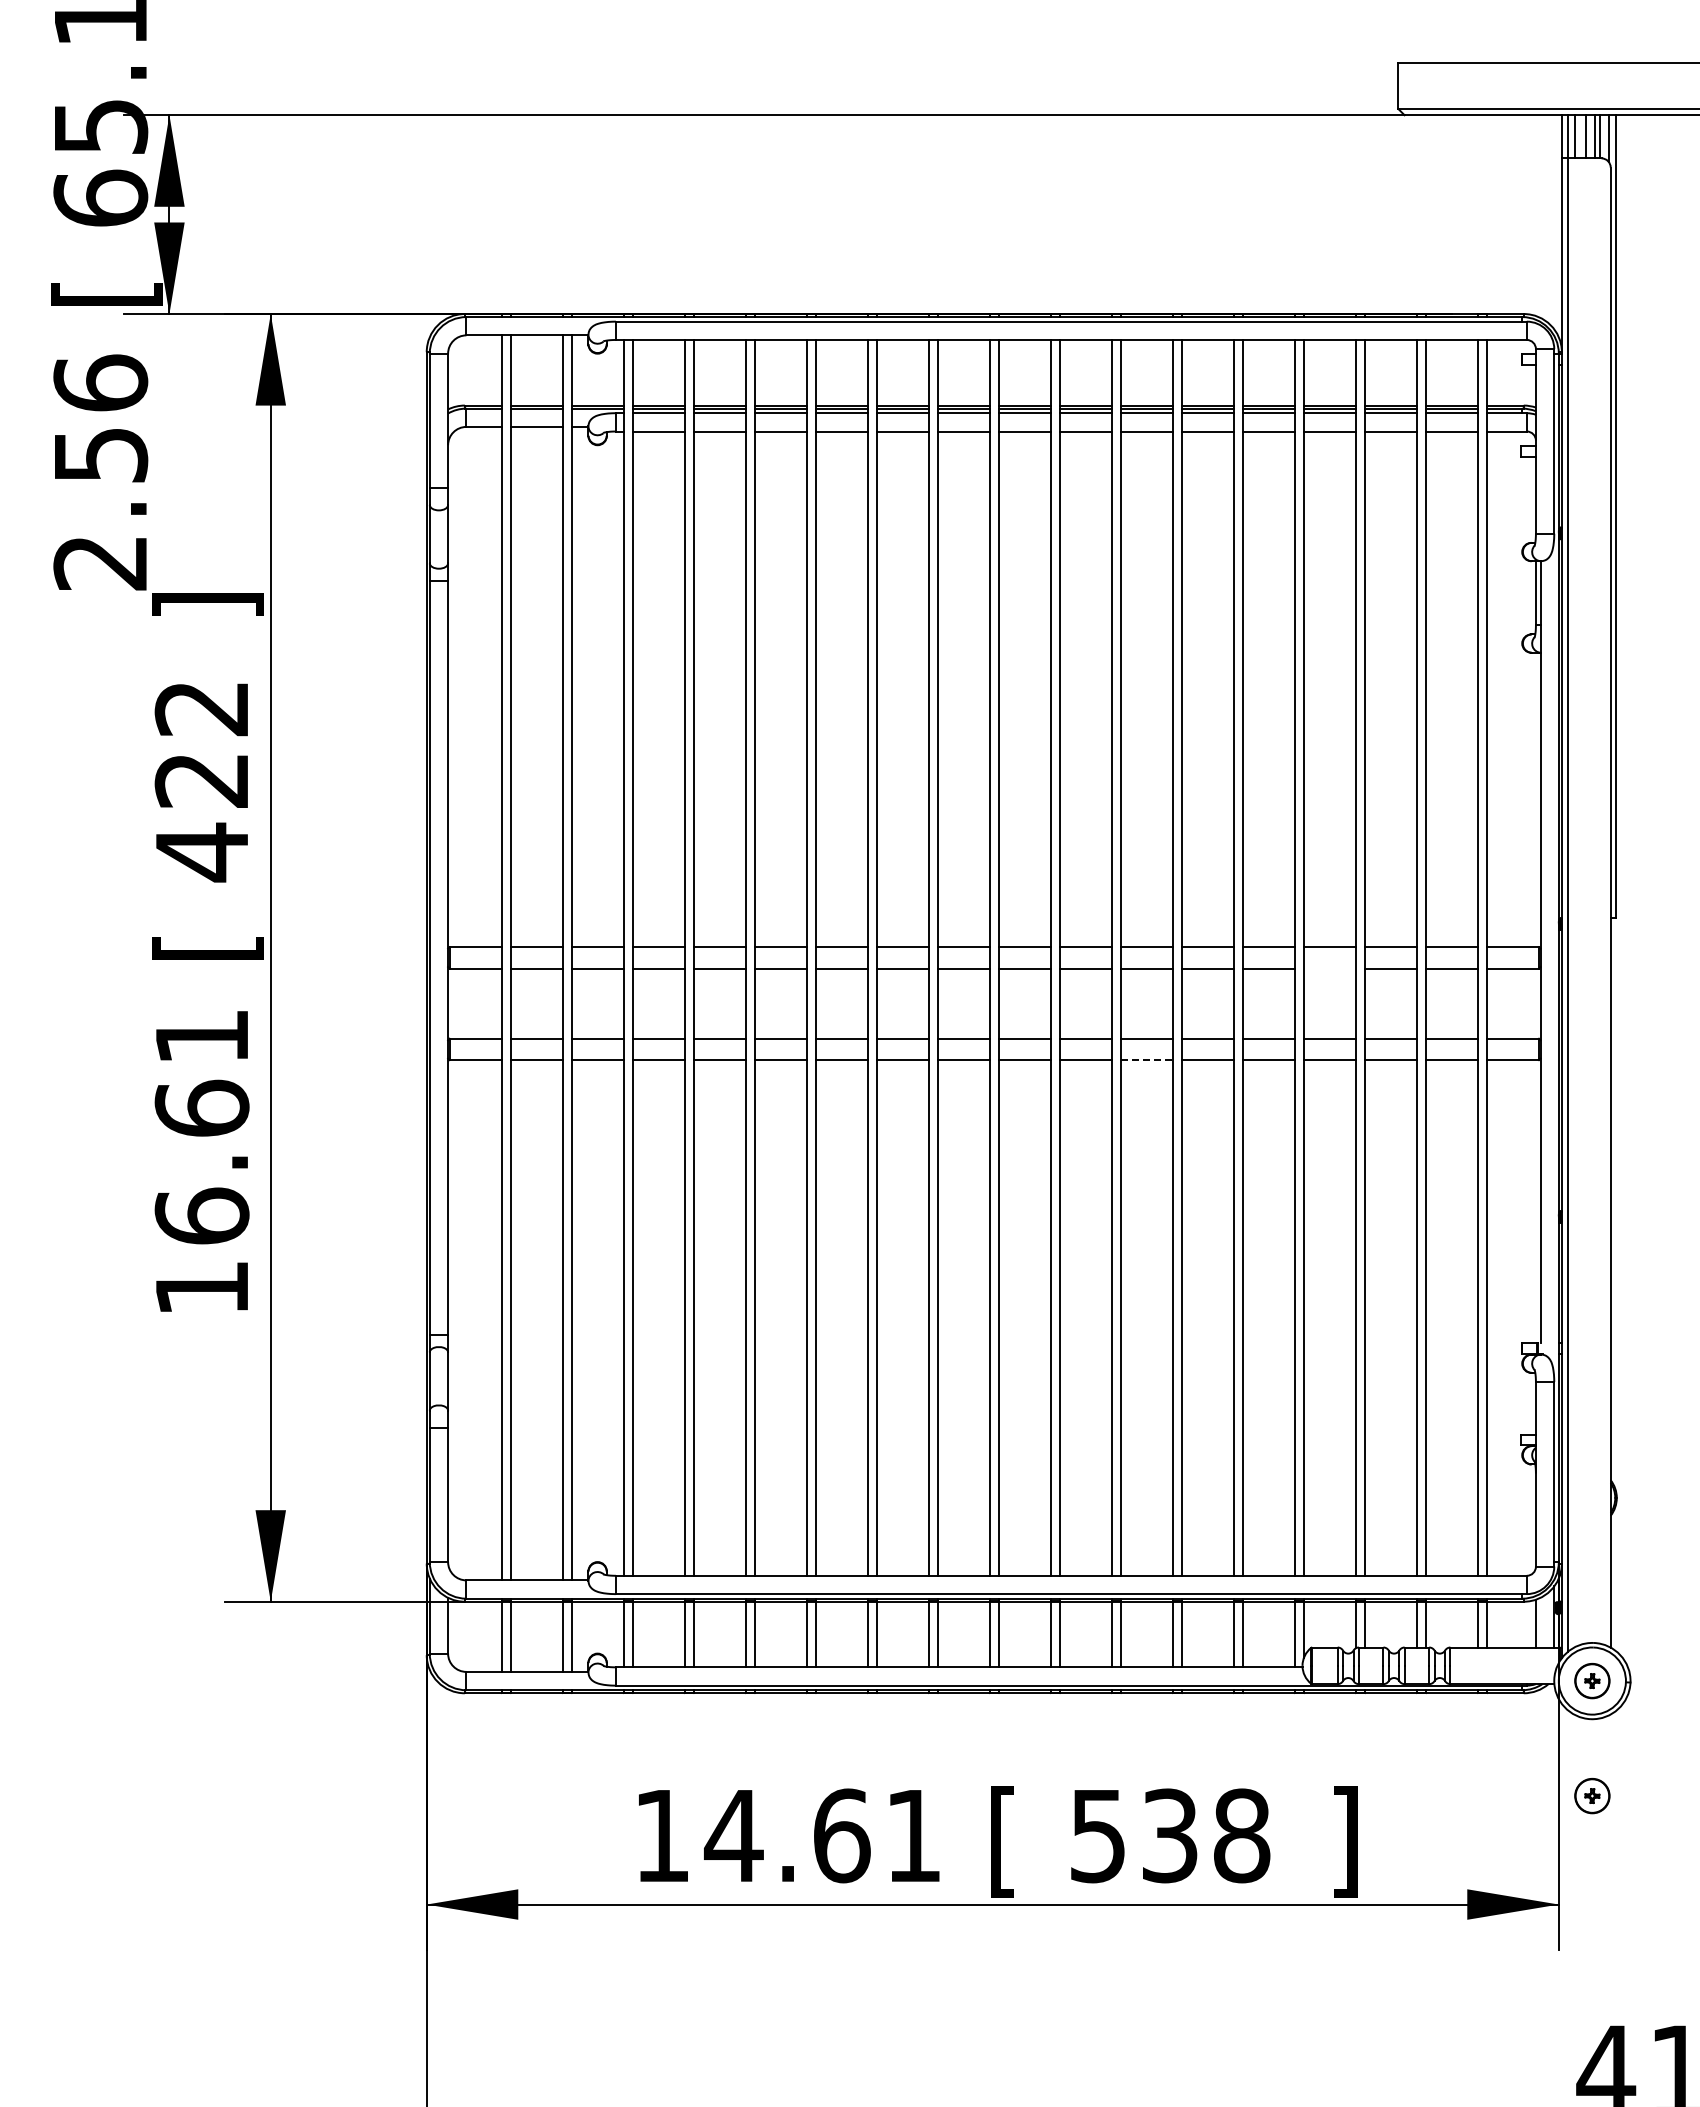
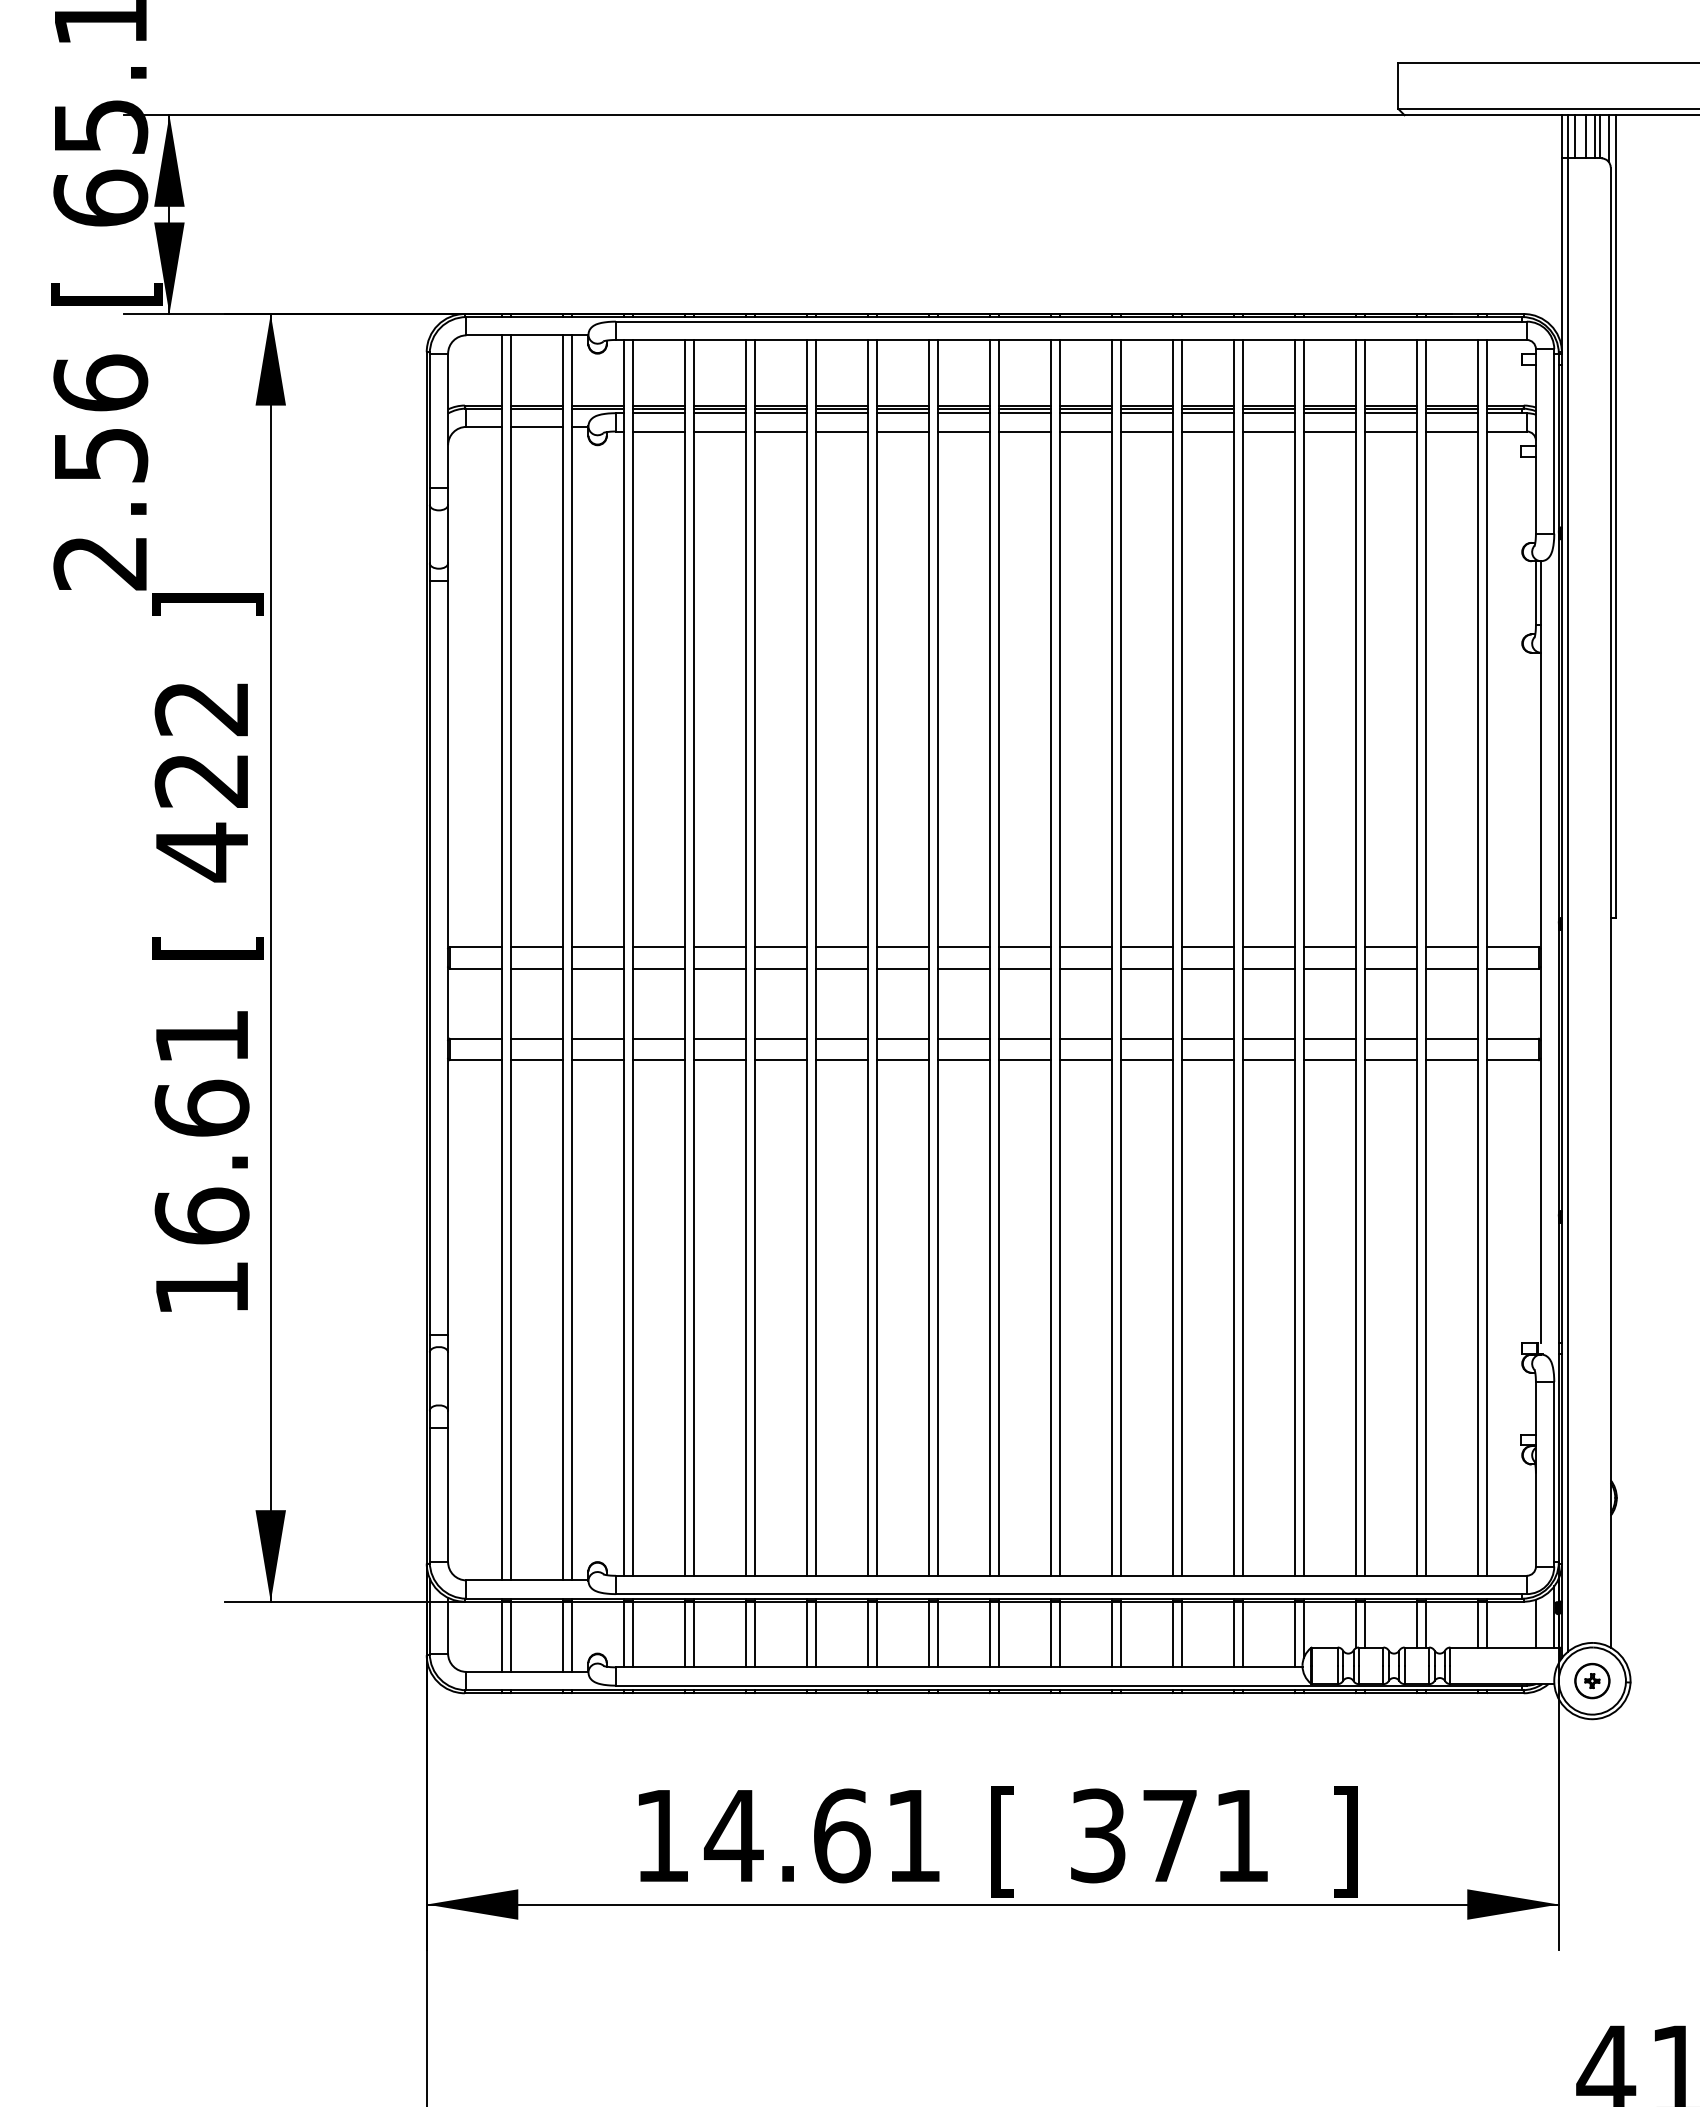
line: none -> present (1329, 968)
line: dashed -> solid (1146, 1060)
part: present -> none (1592, 1796)
text: 538 -> 371 (1170, 1835)
